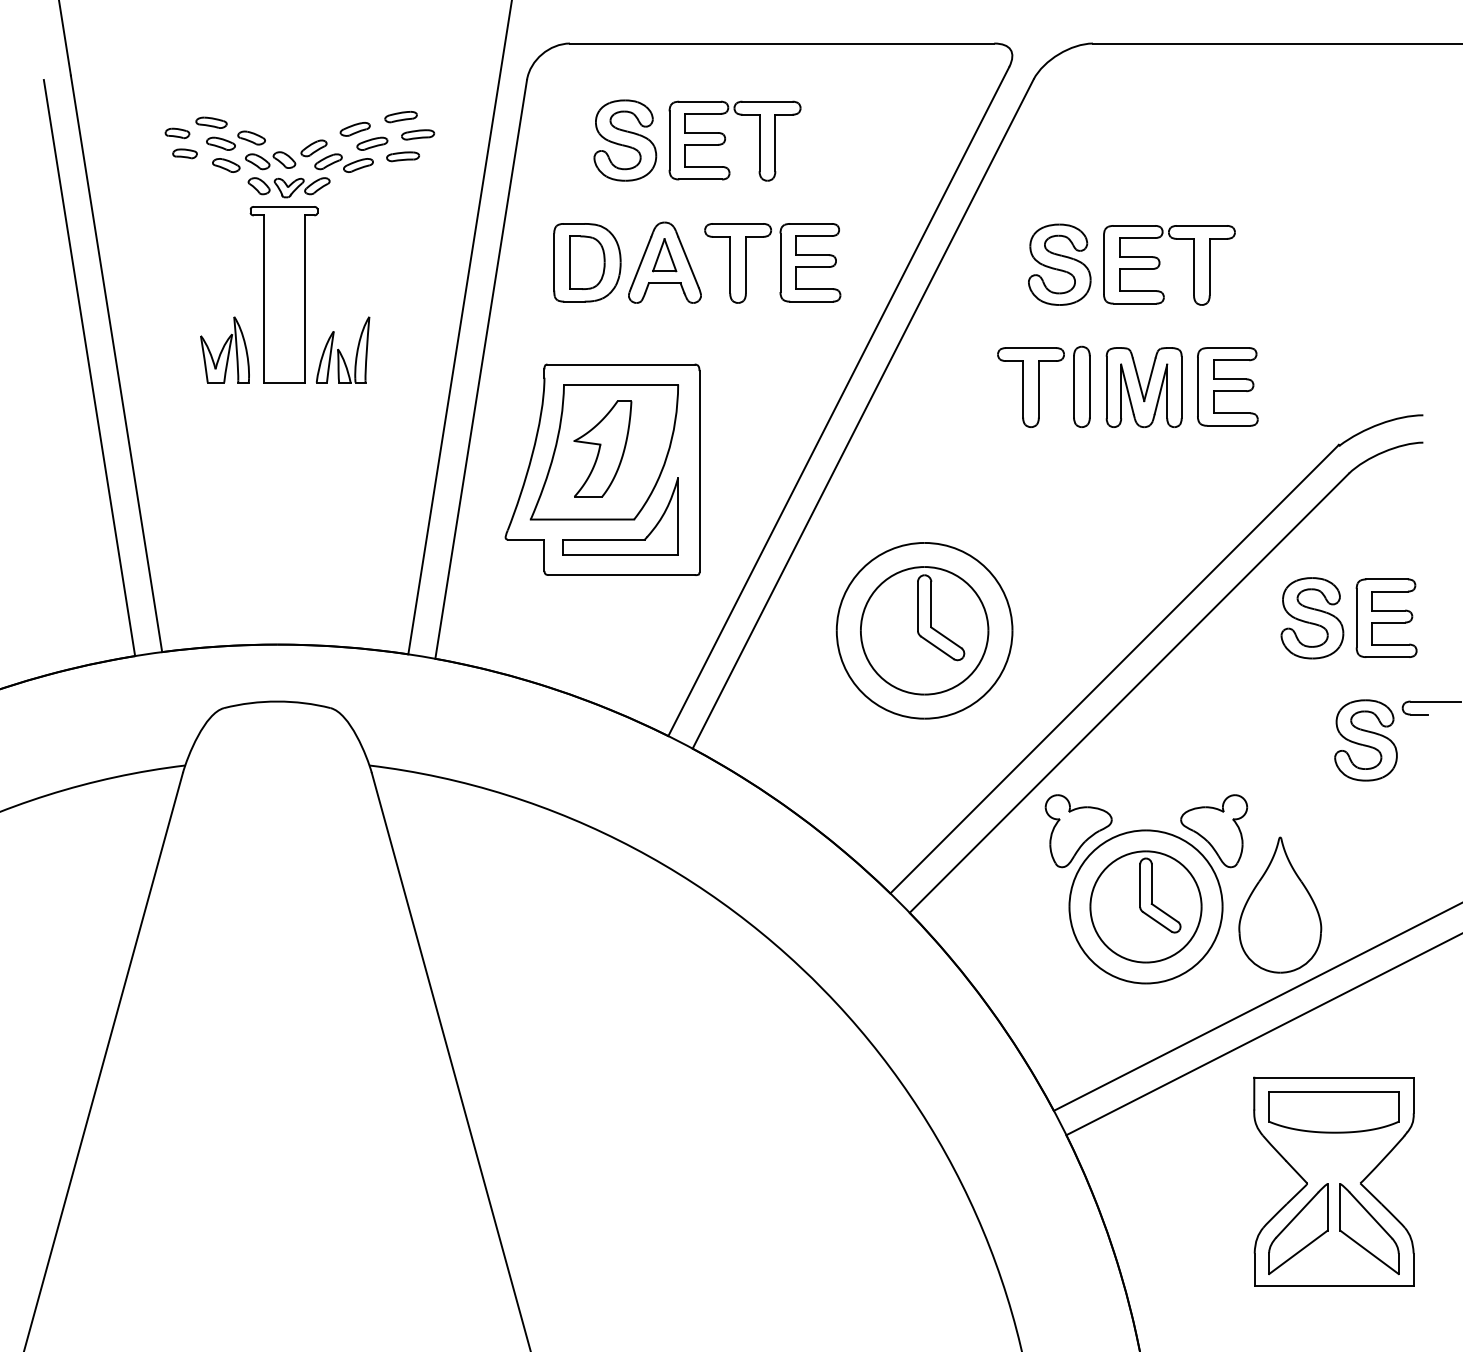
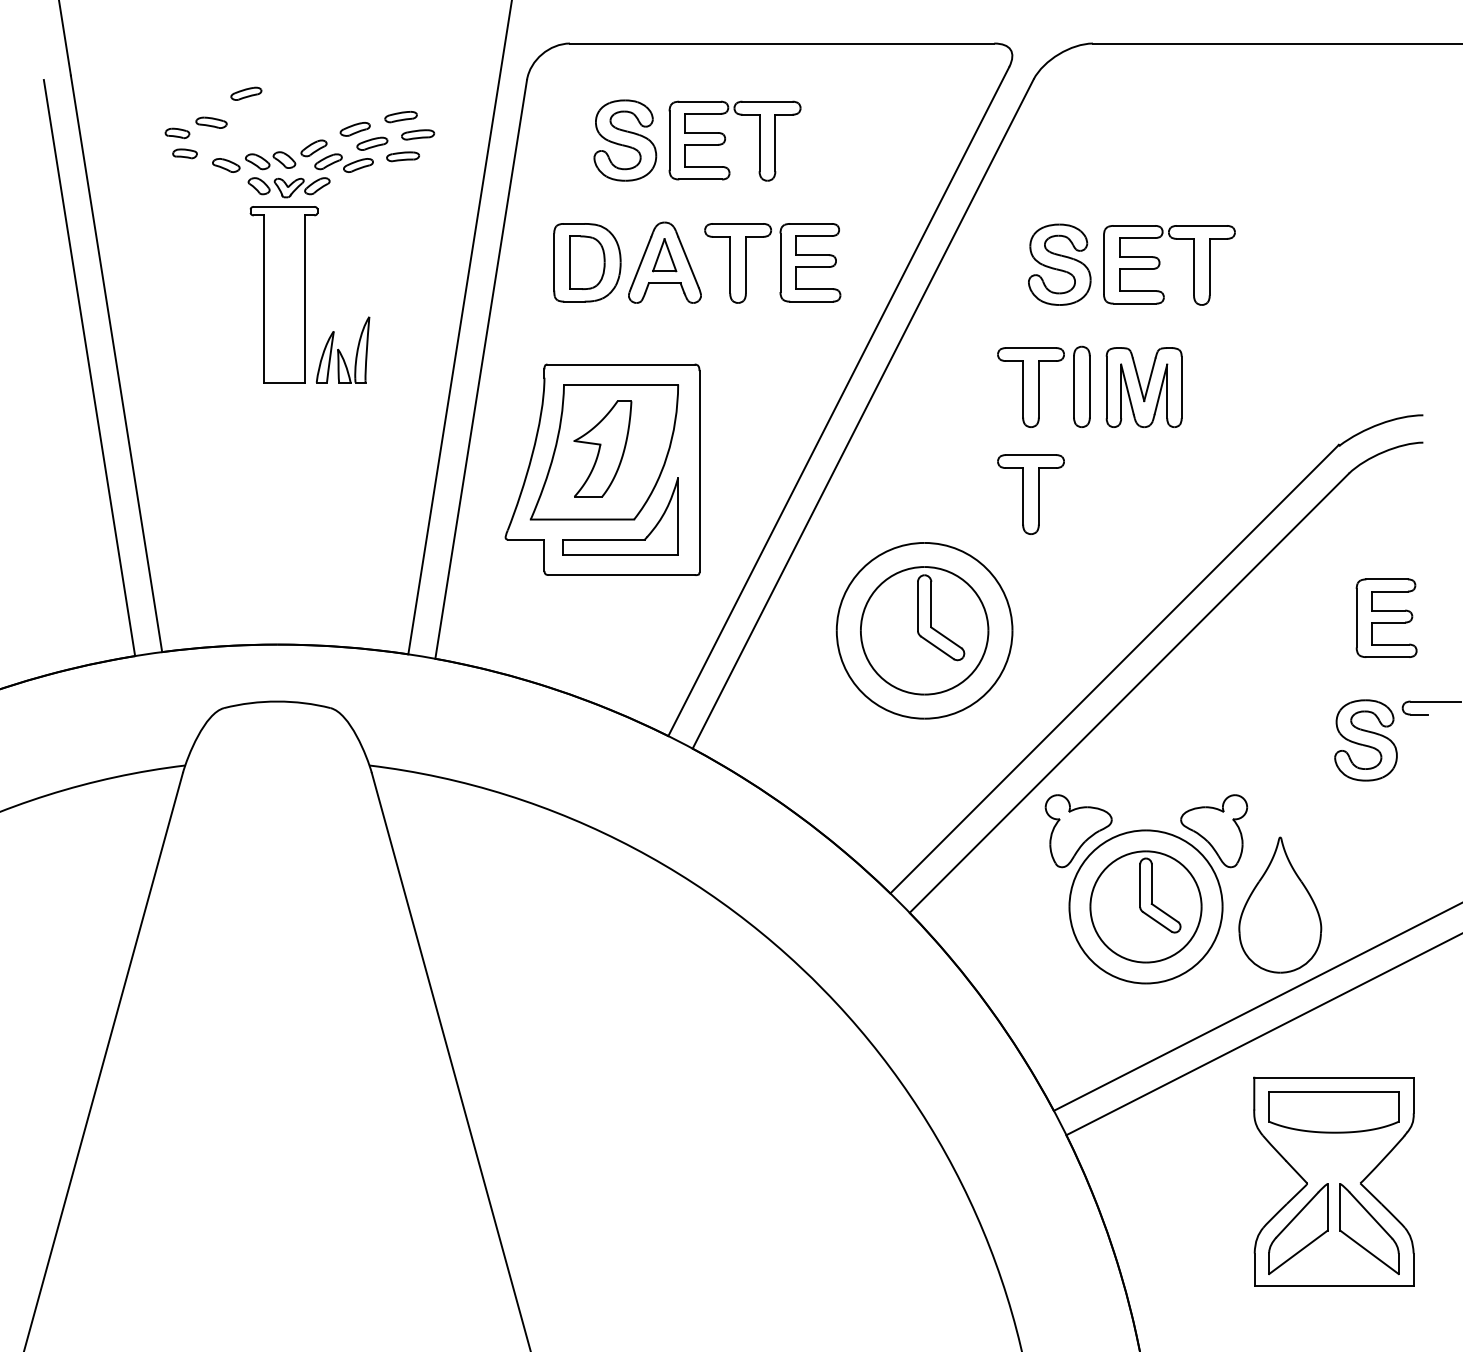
part: none -> present (246, 93)
part: present -> none (235, 140)
part: present -> none (224, 349)
part: present -> none (1227, 386)
part: none -> present (1030, 494)
part: present -> none (1312, 618)
